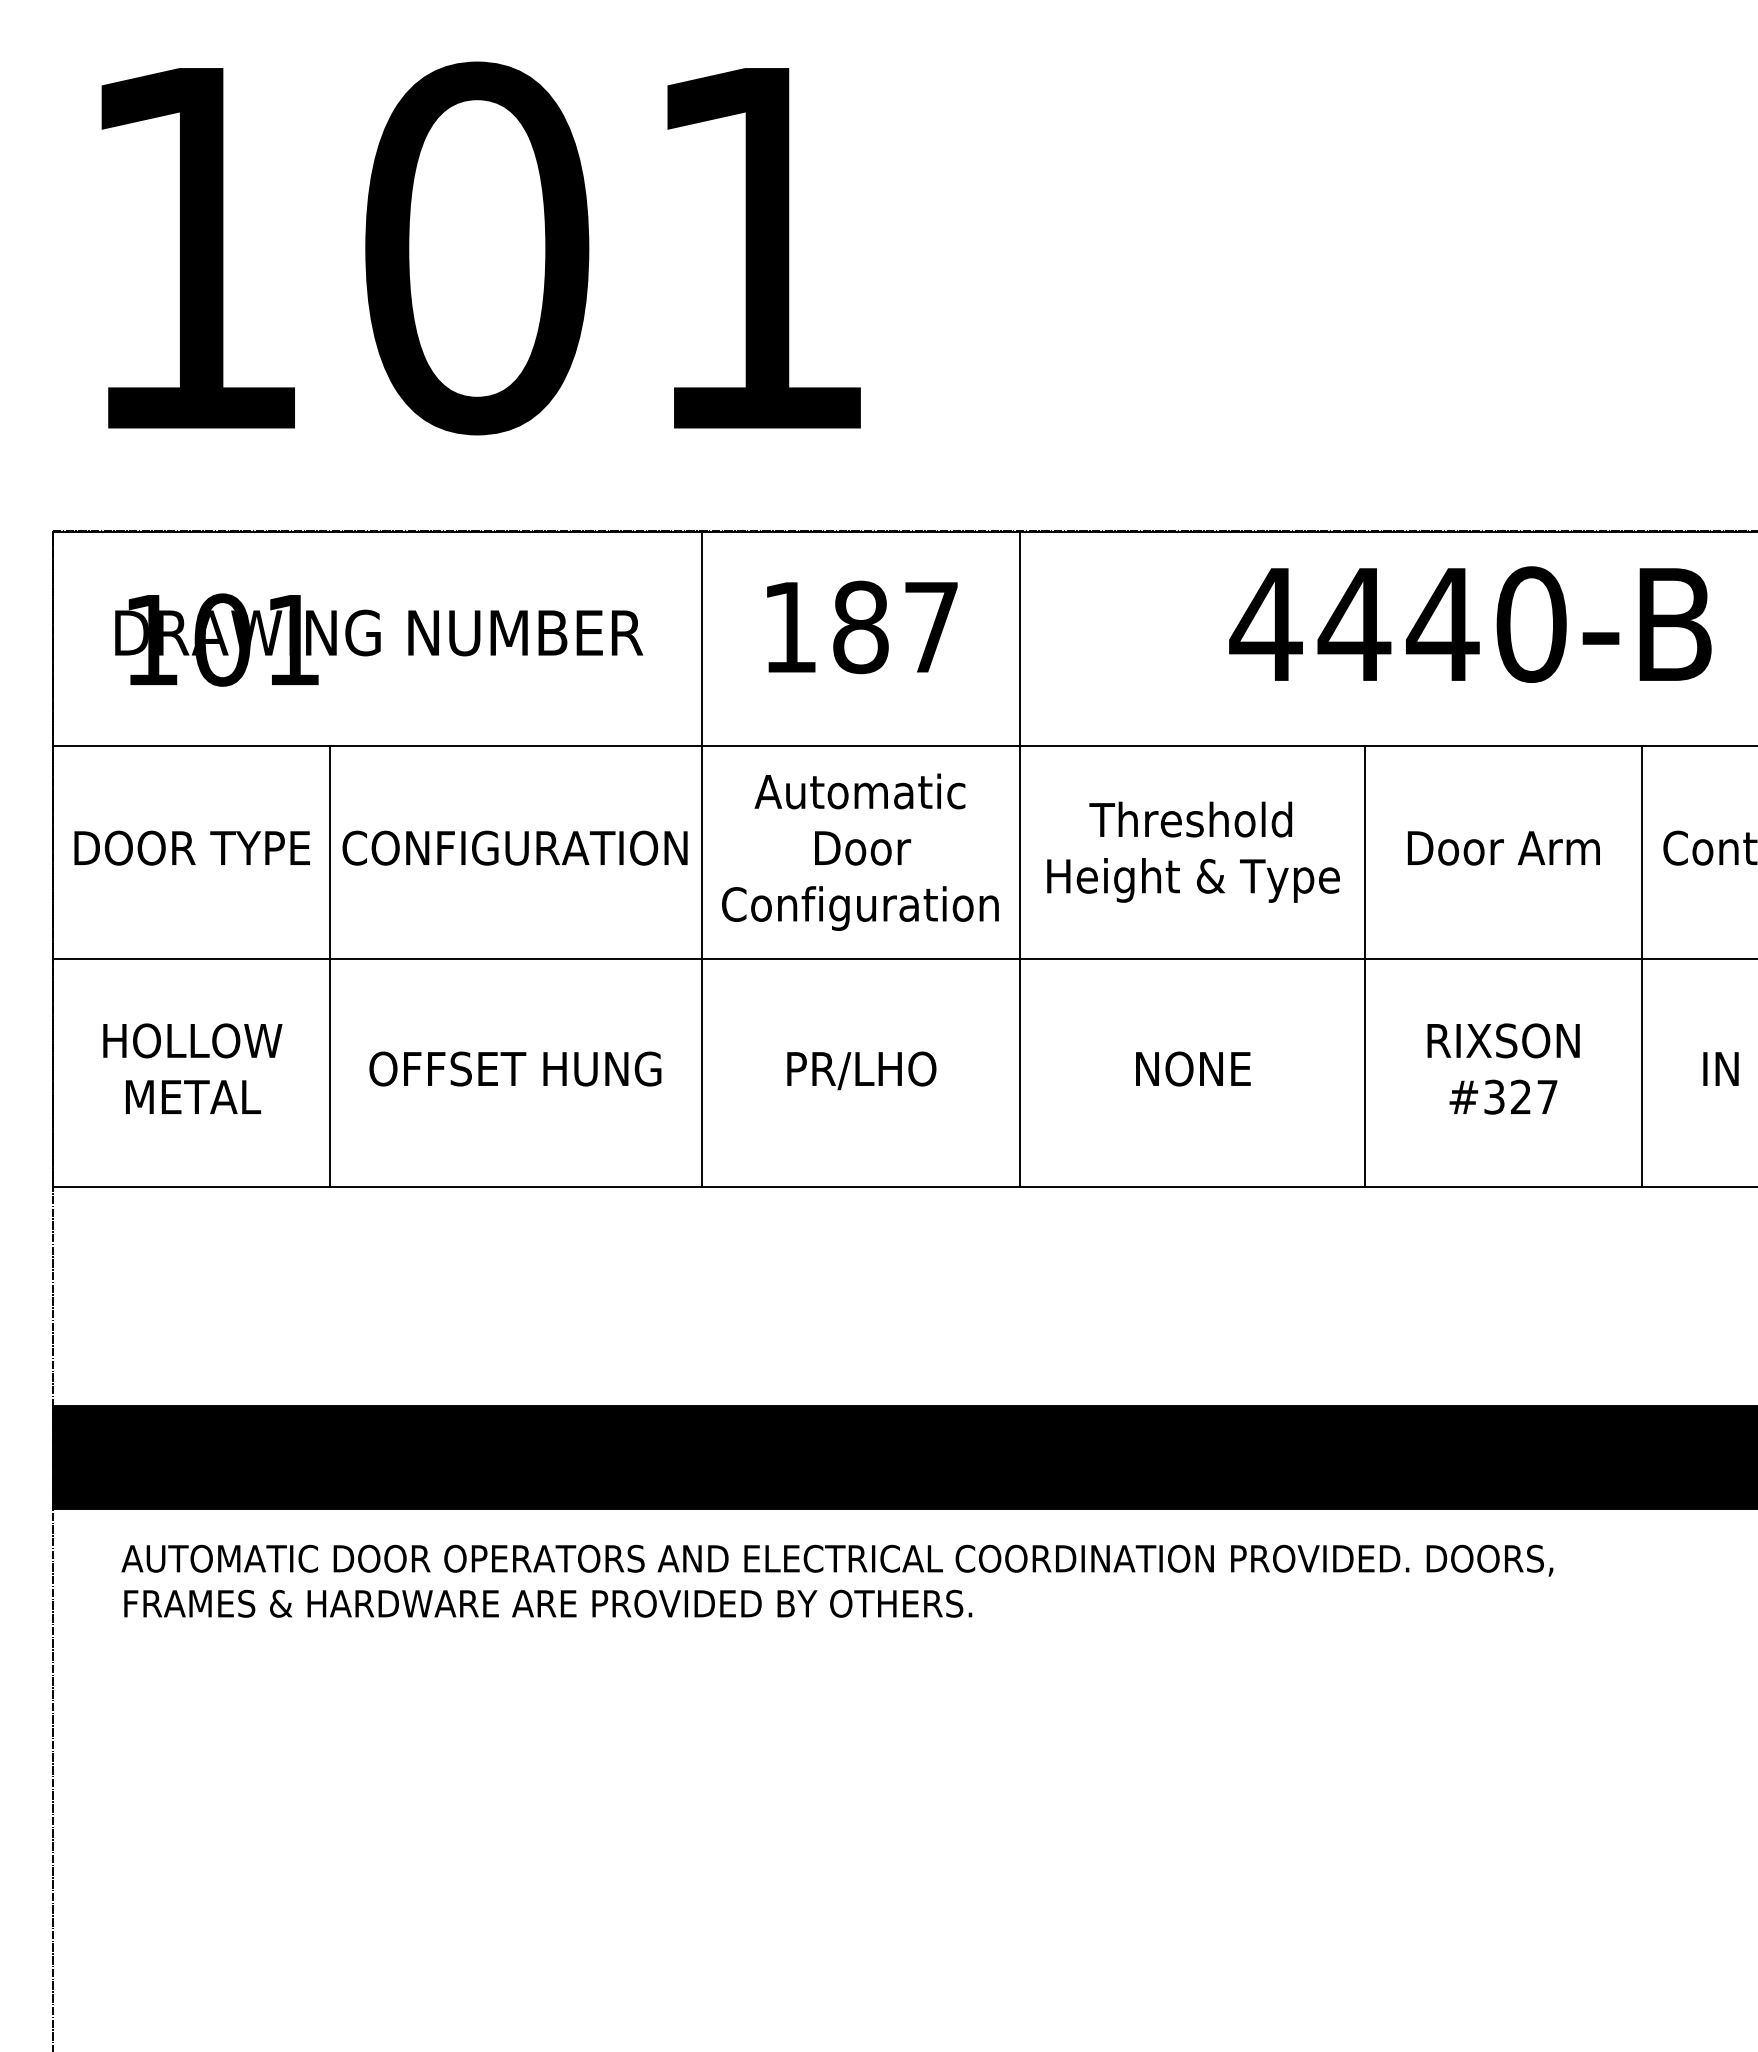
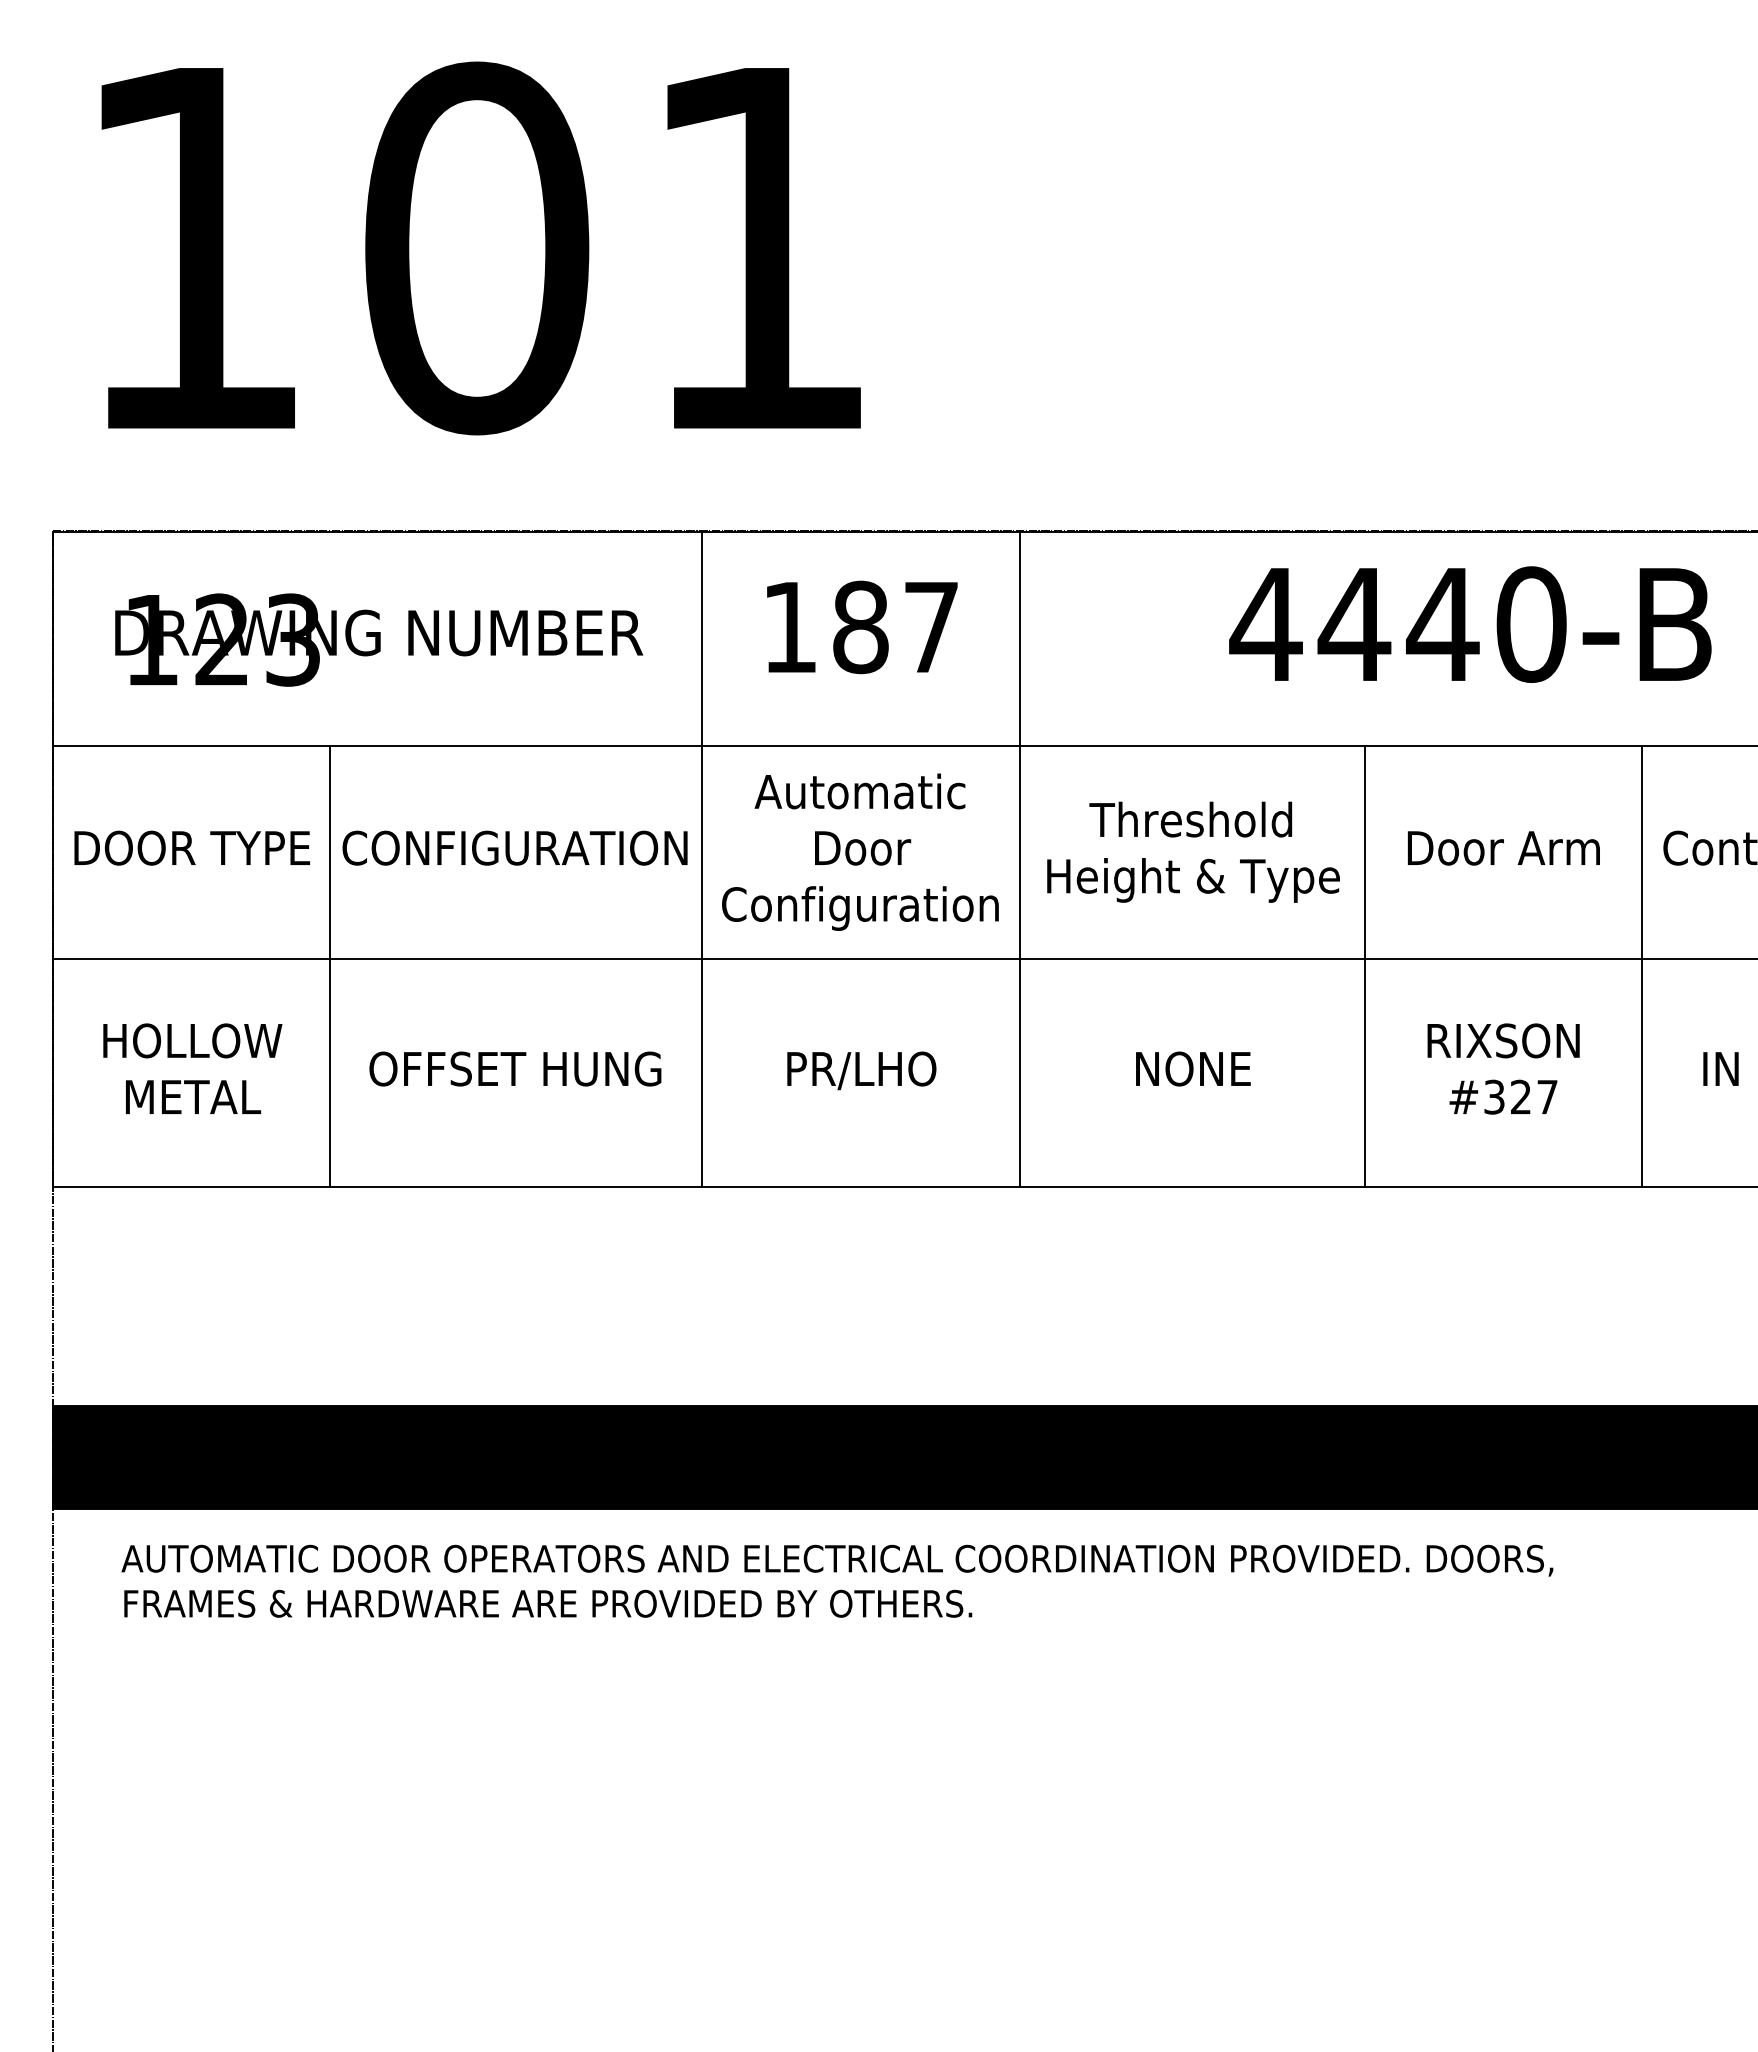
text: 101 -> 123 (256, 639)
